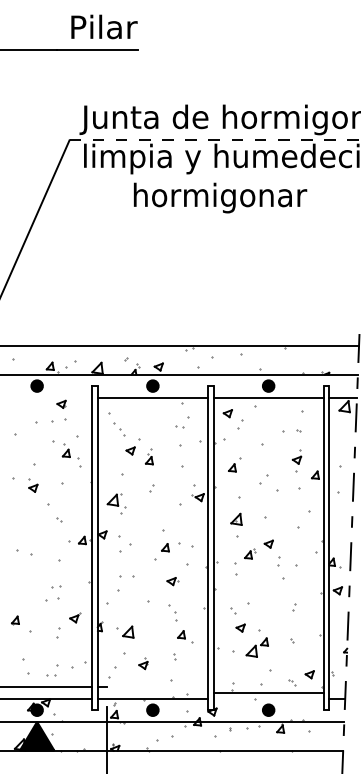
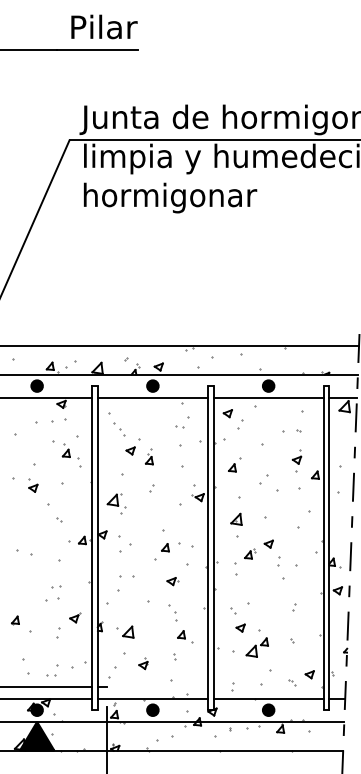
line: dashed -> solid (215, 140)
text position: (220, 197) -> (170, 197) (170, 197)
line: none -> present (47, 397)
line position: (268, 692) -> (268, 698) (268, 698)
